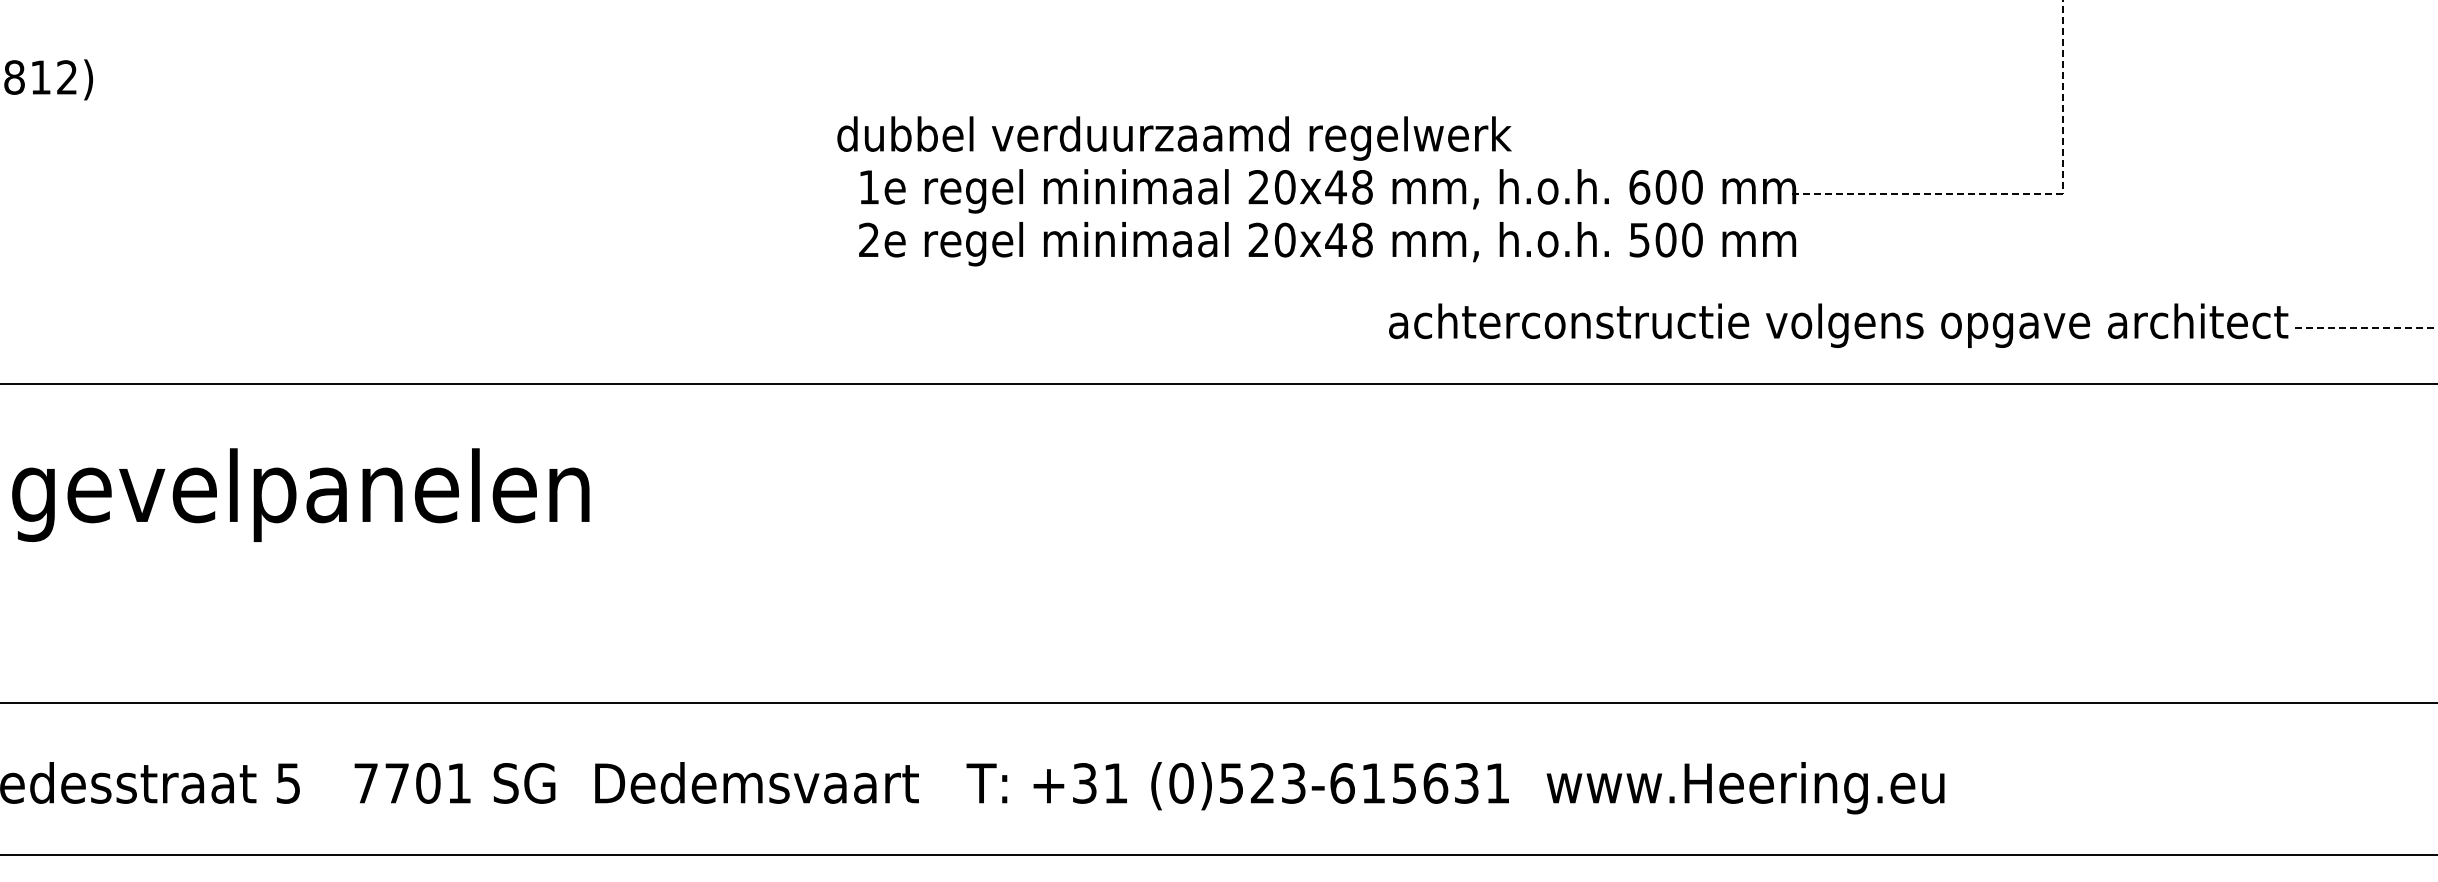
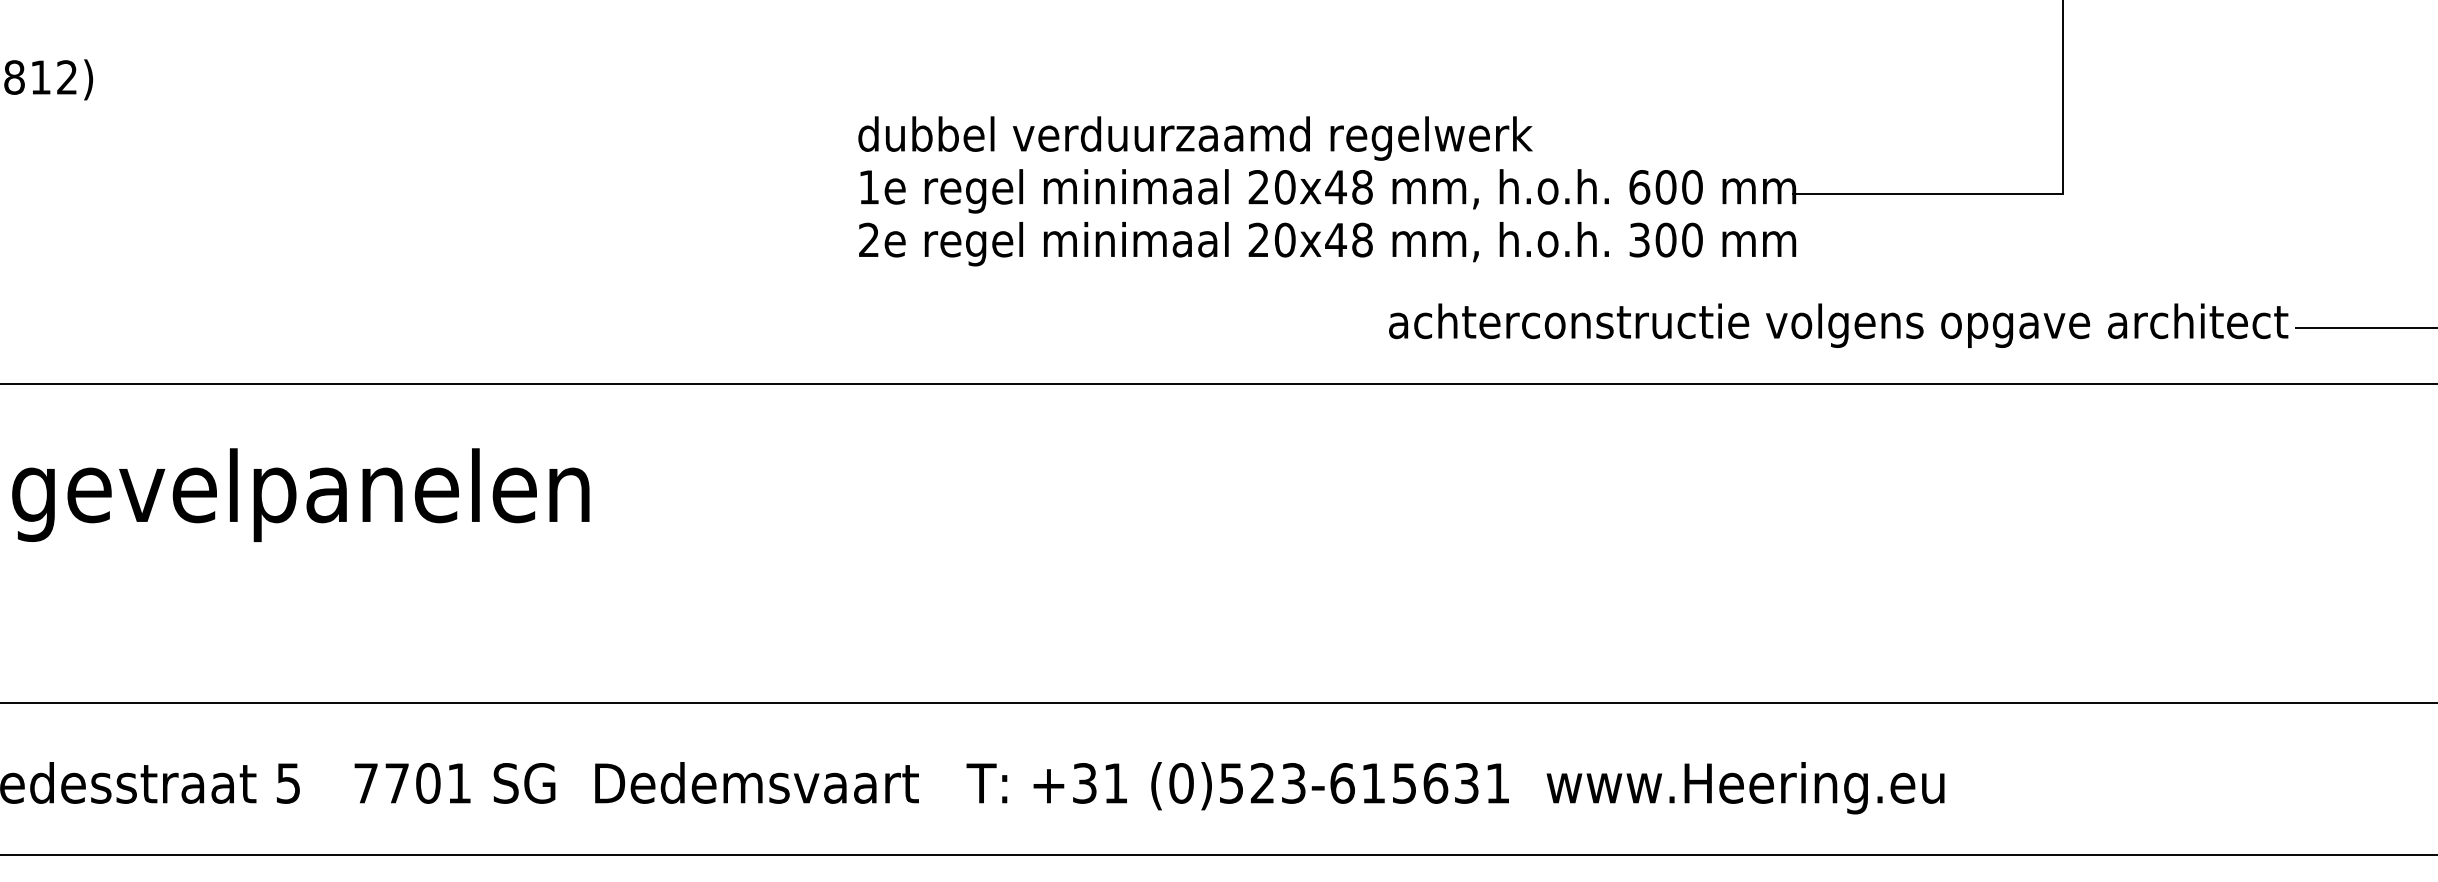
text position: (1174, 138) -> (1195, 138) (1195, 138)
line: dashed -> solid (2024, 193)
text: 500 -> 300 (1639, 239)
line: dashed -> solid (2366, 327)
